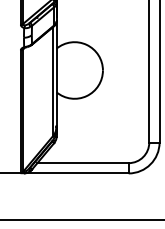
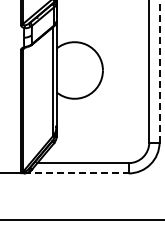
line: solid -> dashed (159, 71)
line: solid -> dashed (76, 173)
